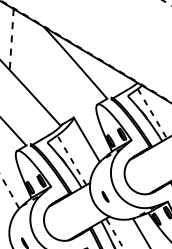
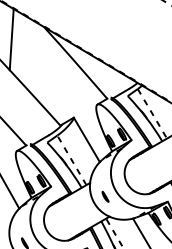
line: dashed -> solid (11, 39)
line: dashed -> solid (9, 191)
